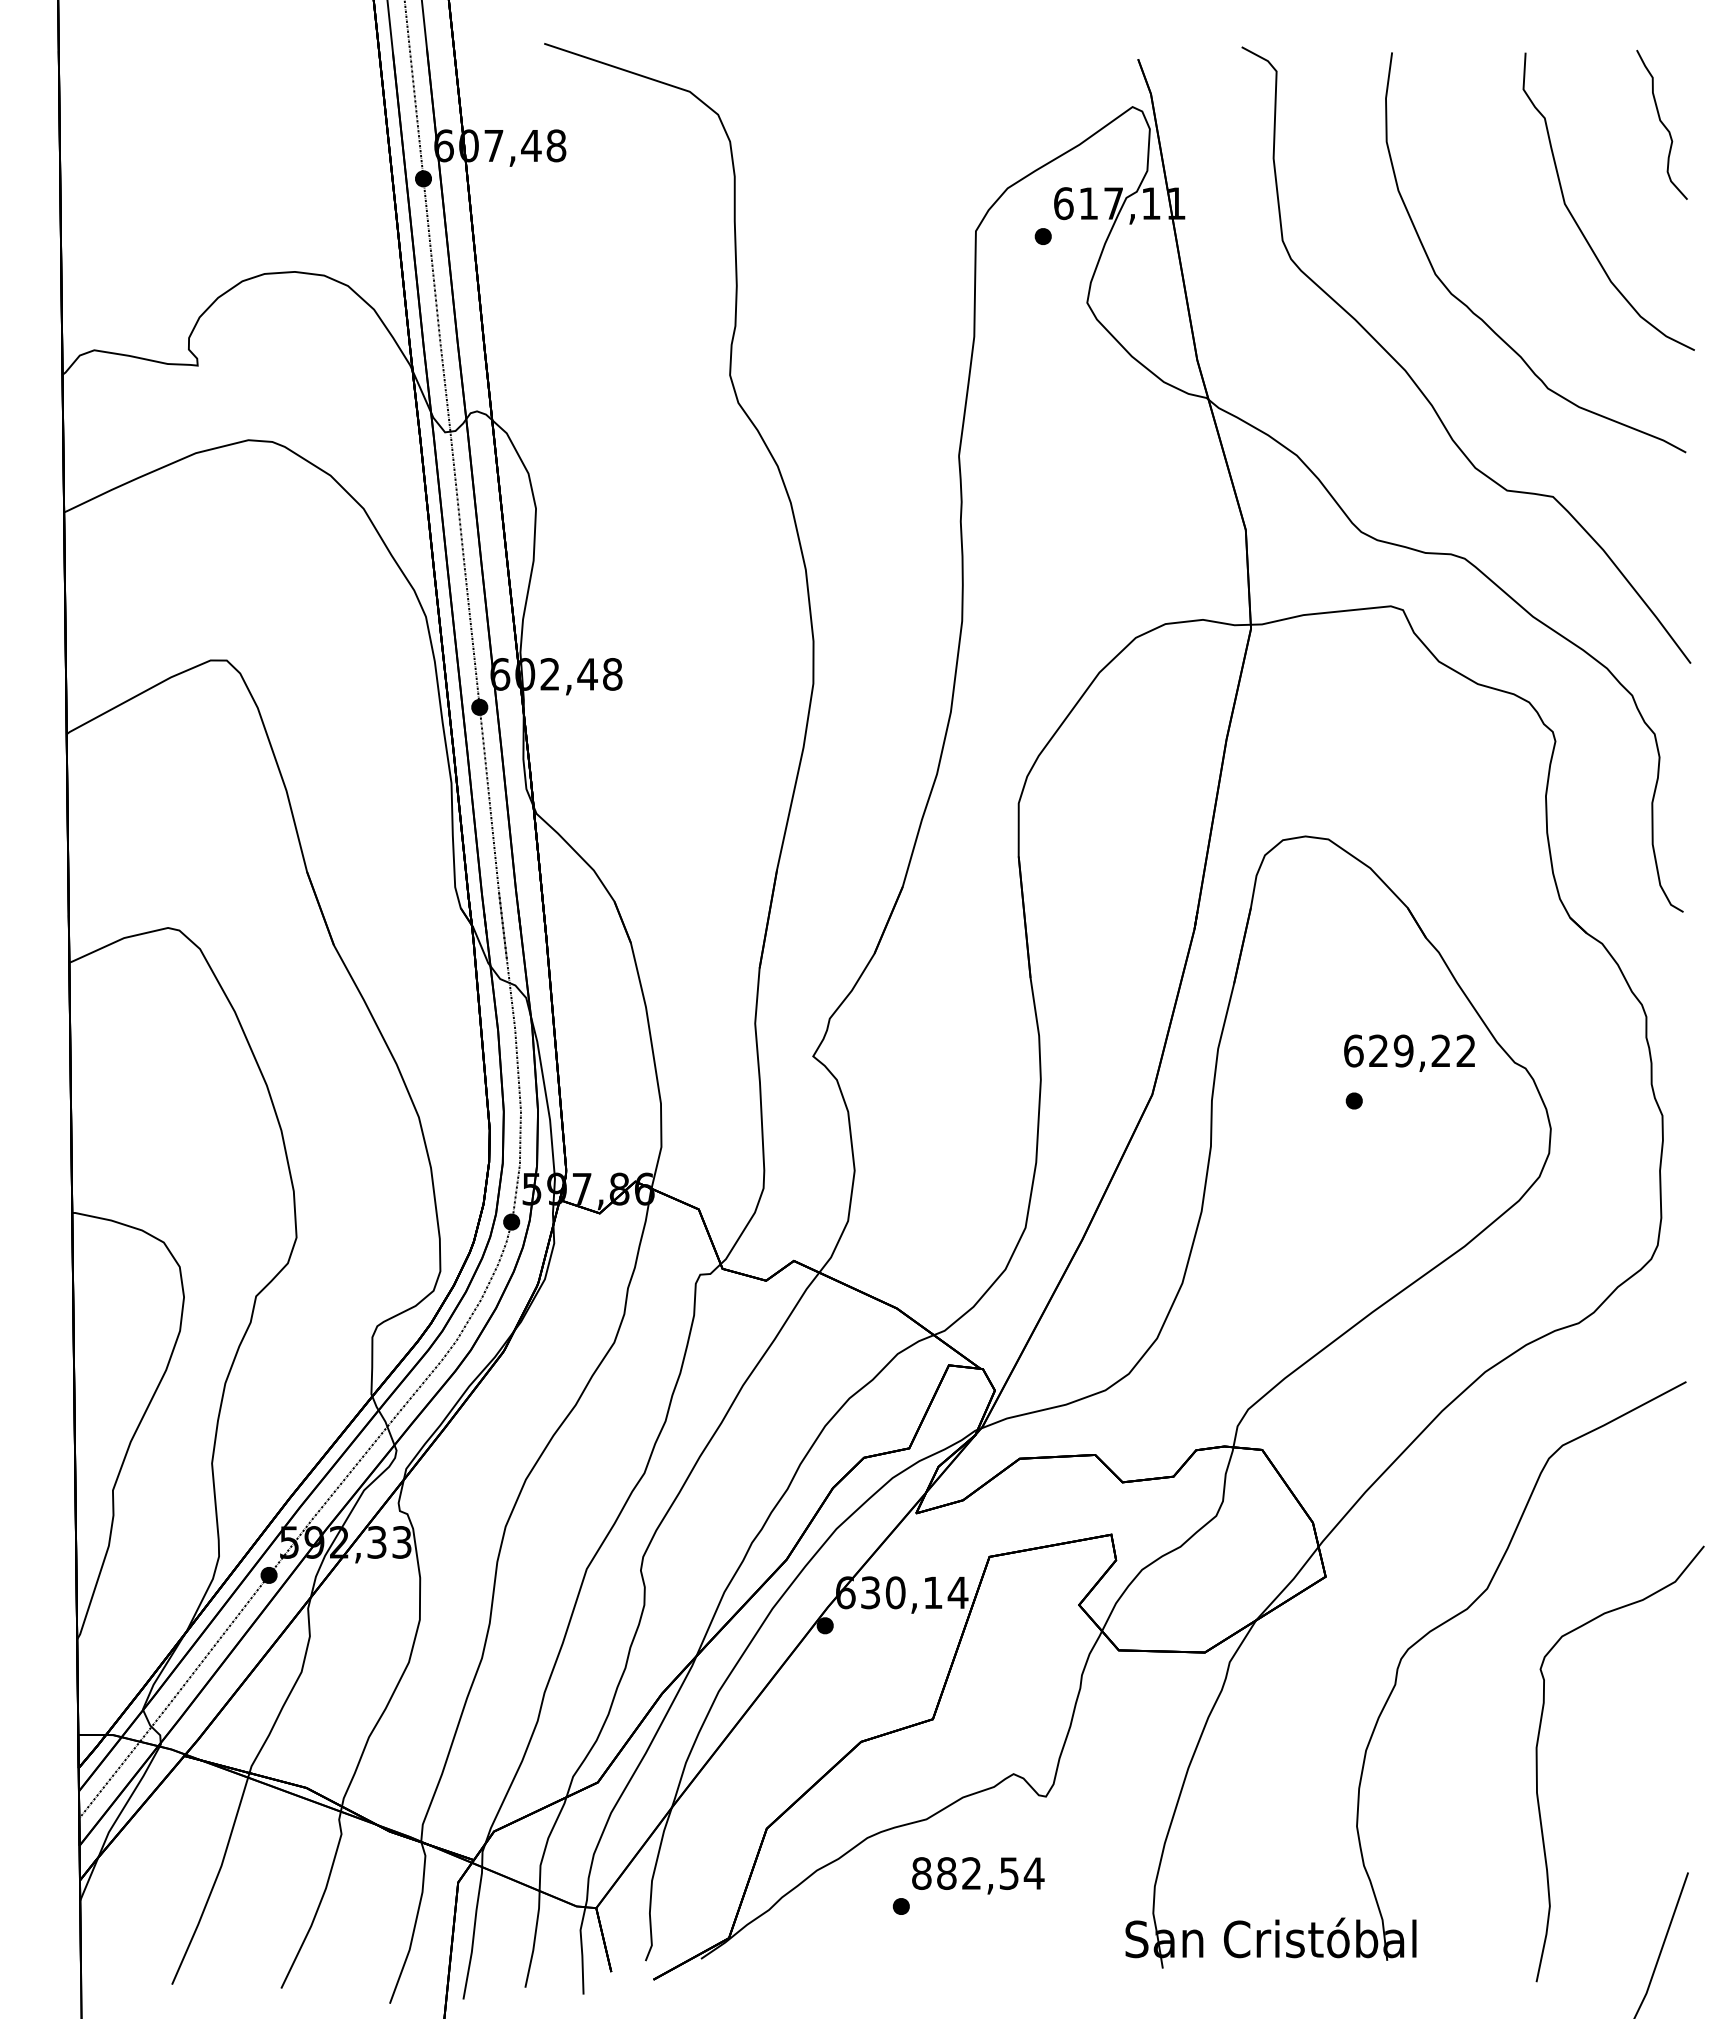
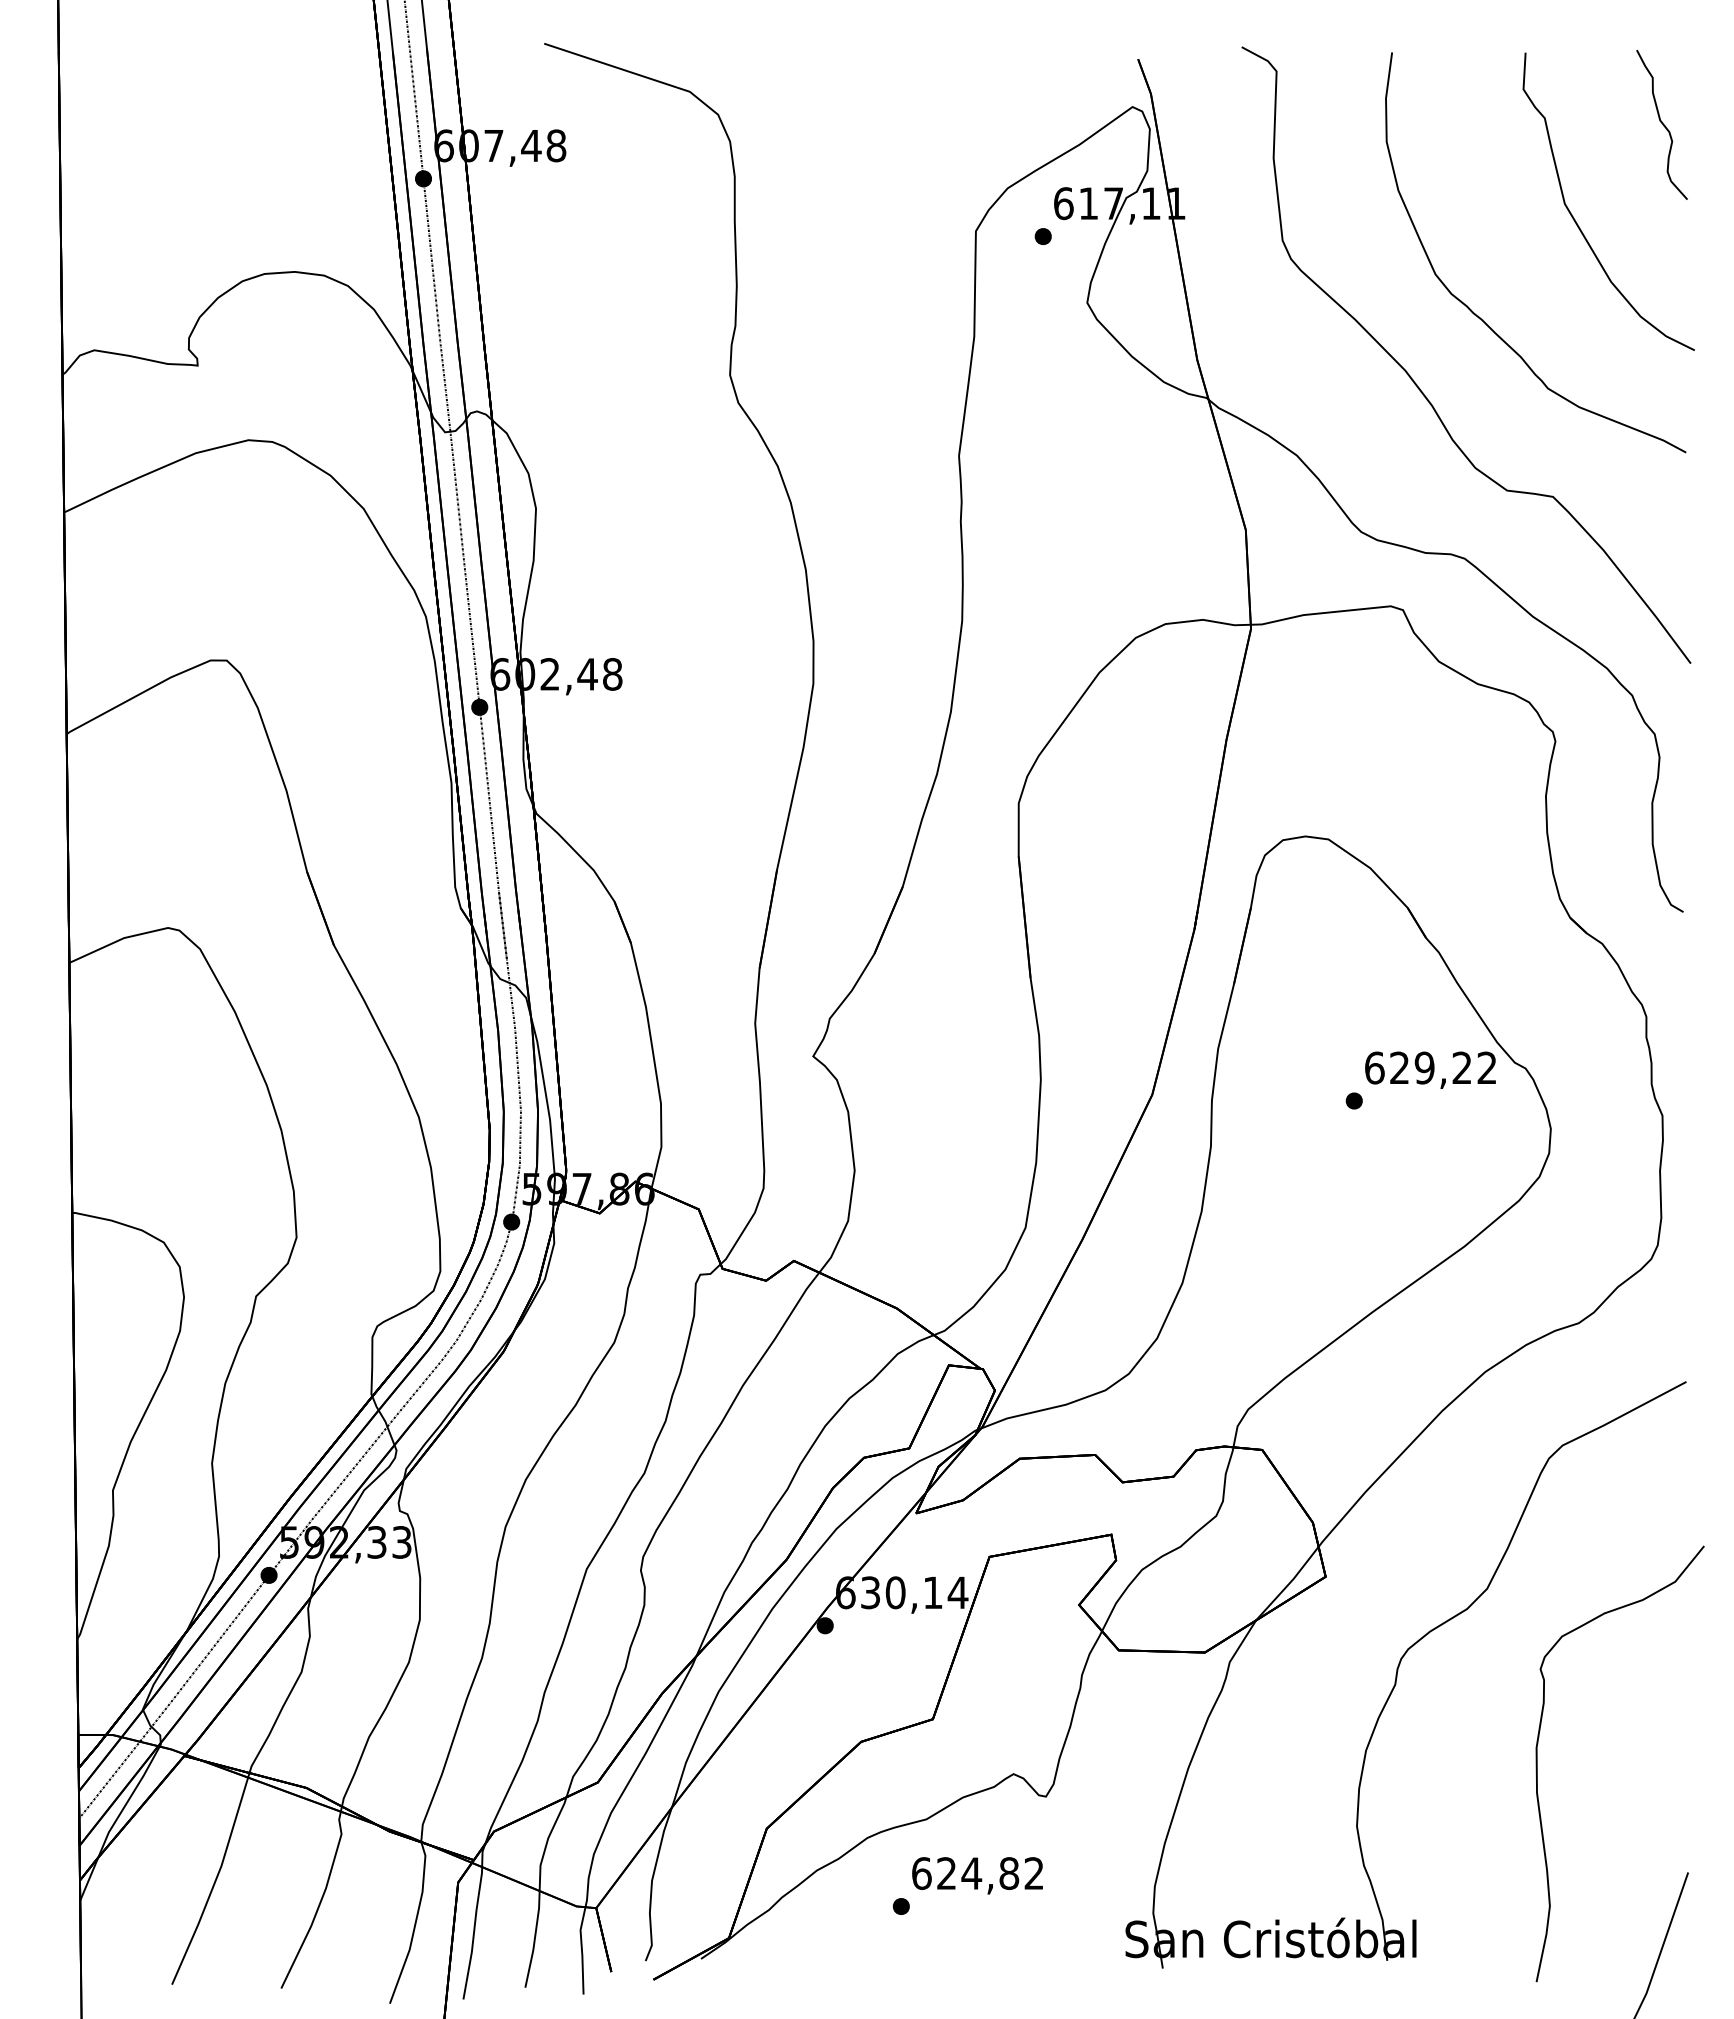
text position: (1409, 1052) -> (1430, 1069) (1430, 1069)
text: 882,54 -> 624,82 (978, 1873)
